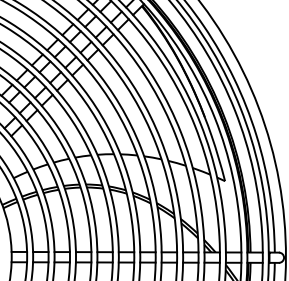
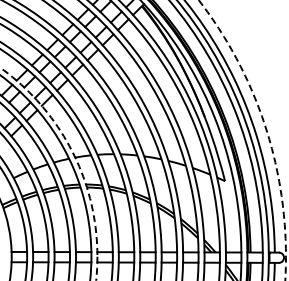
arc: solid -> dashed (267, 133)
circle: solid -> dashed (48, 173)
